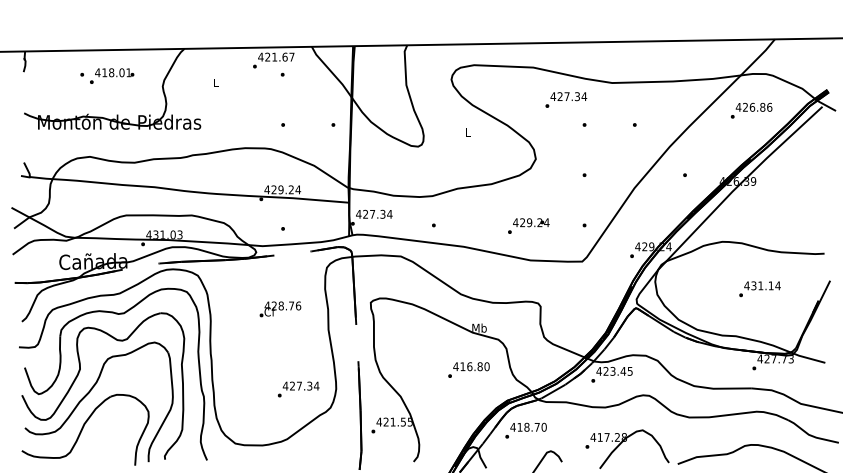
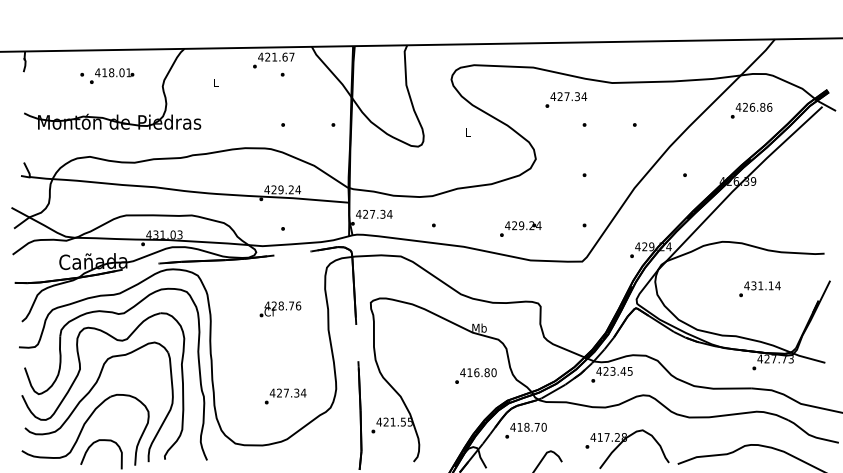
text position: (528, 225) -> (520, 228) (520, 228)
text position: (468, 369) -> (475, 375) (475, 375)
text position: (298, 389) -> (285, 396) (285, 396)
curve: none -> present (92, 445)
